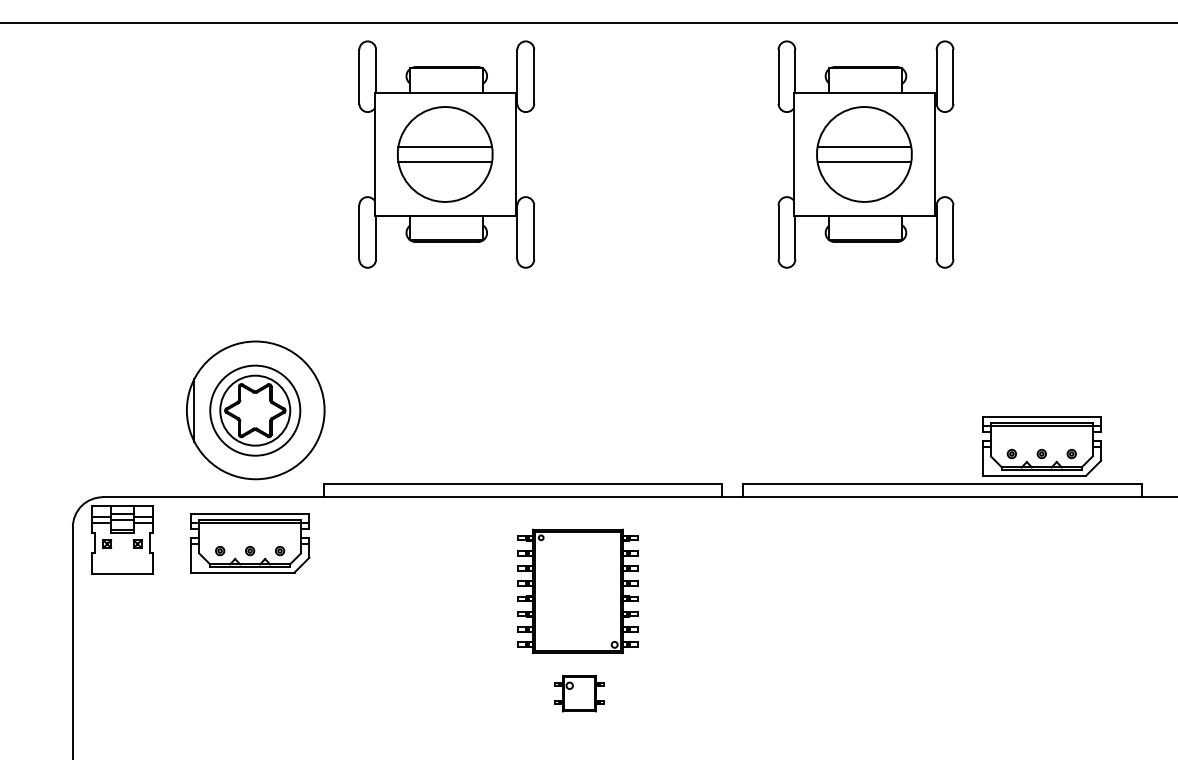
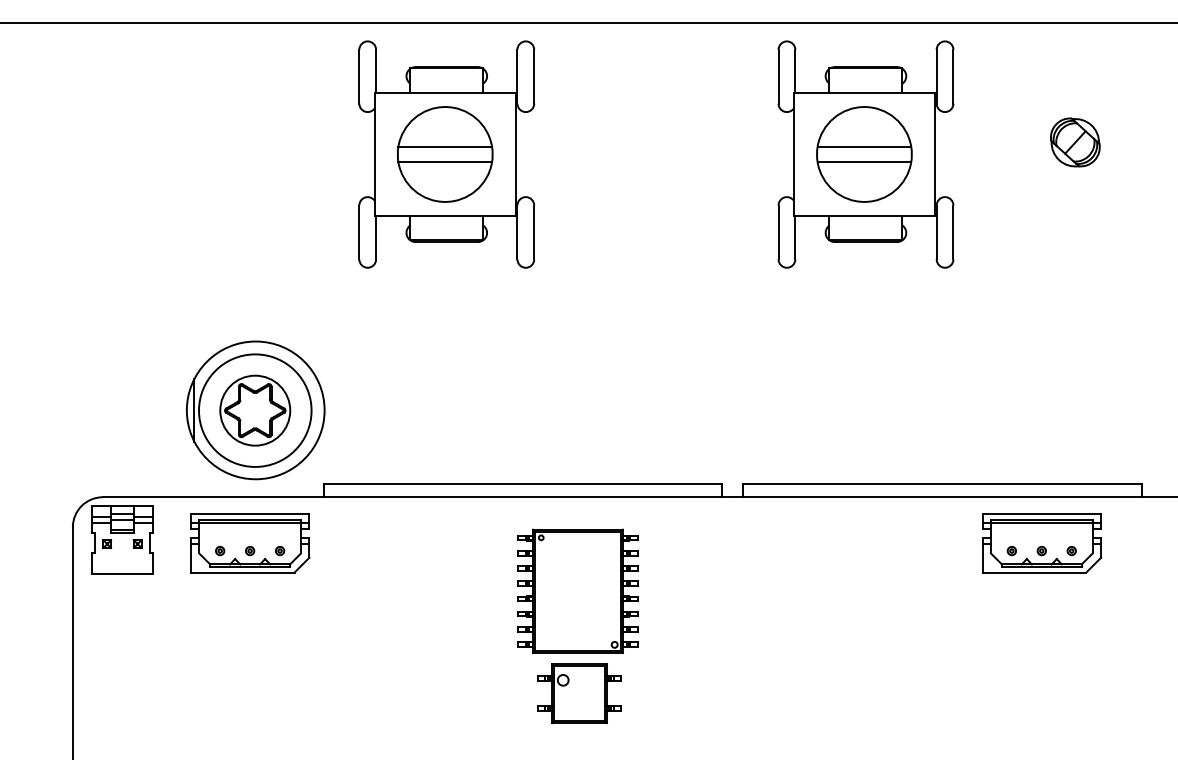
part: none -> present (1075, 142)
circle diameter: 90 px -> 113 px (255, 410)
part position: (1042, 446) -> (1042, 543) (1042, 543)
part size: 51x38 px -> 85x62 px (579, 693)
